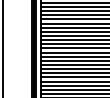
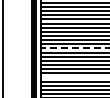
line: solid -> dashed (74, 48)
line: present -> none (73, 77)
